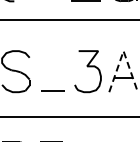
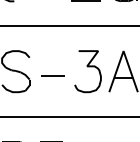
line position: (69, 19) -> (69, 25) (69, 25)
line: dashed -> solid (123, 51)
line position: (52, 90) -> (52, 75) (52, 75)
